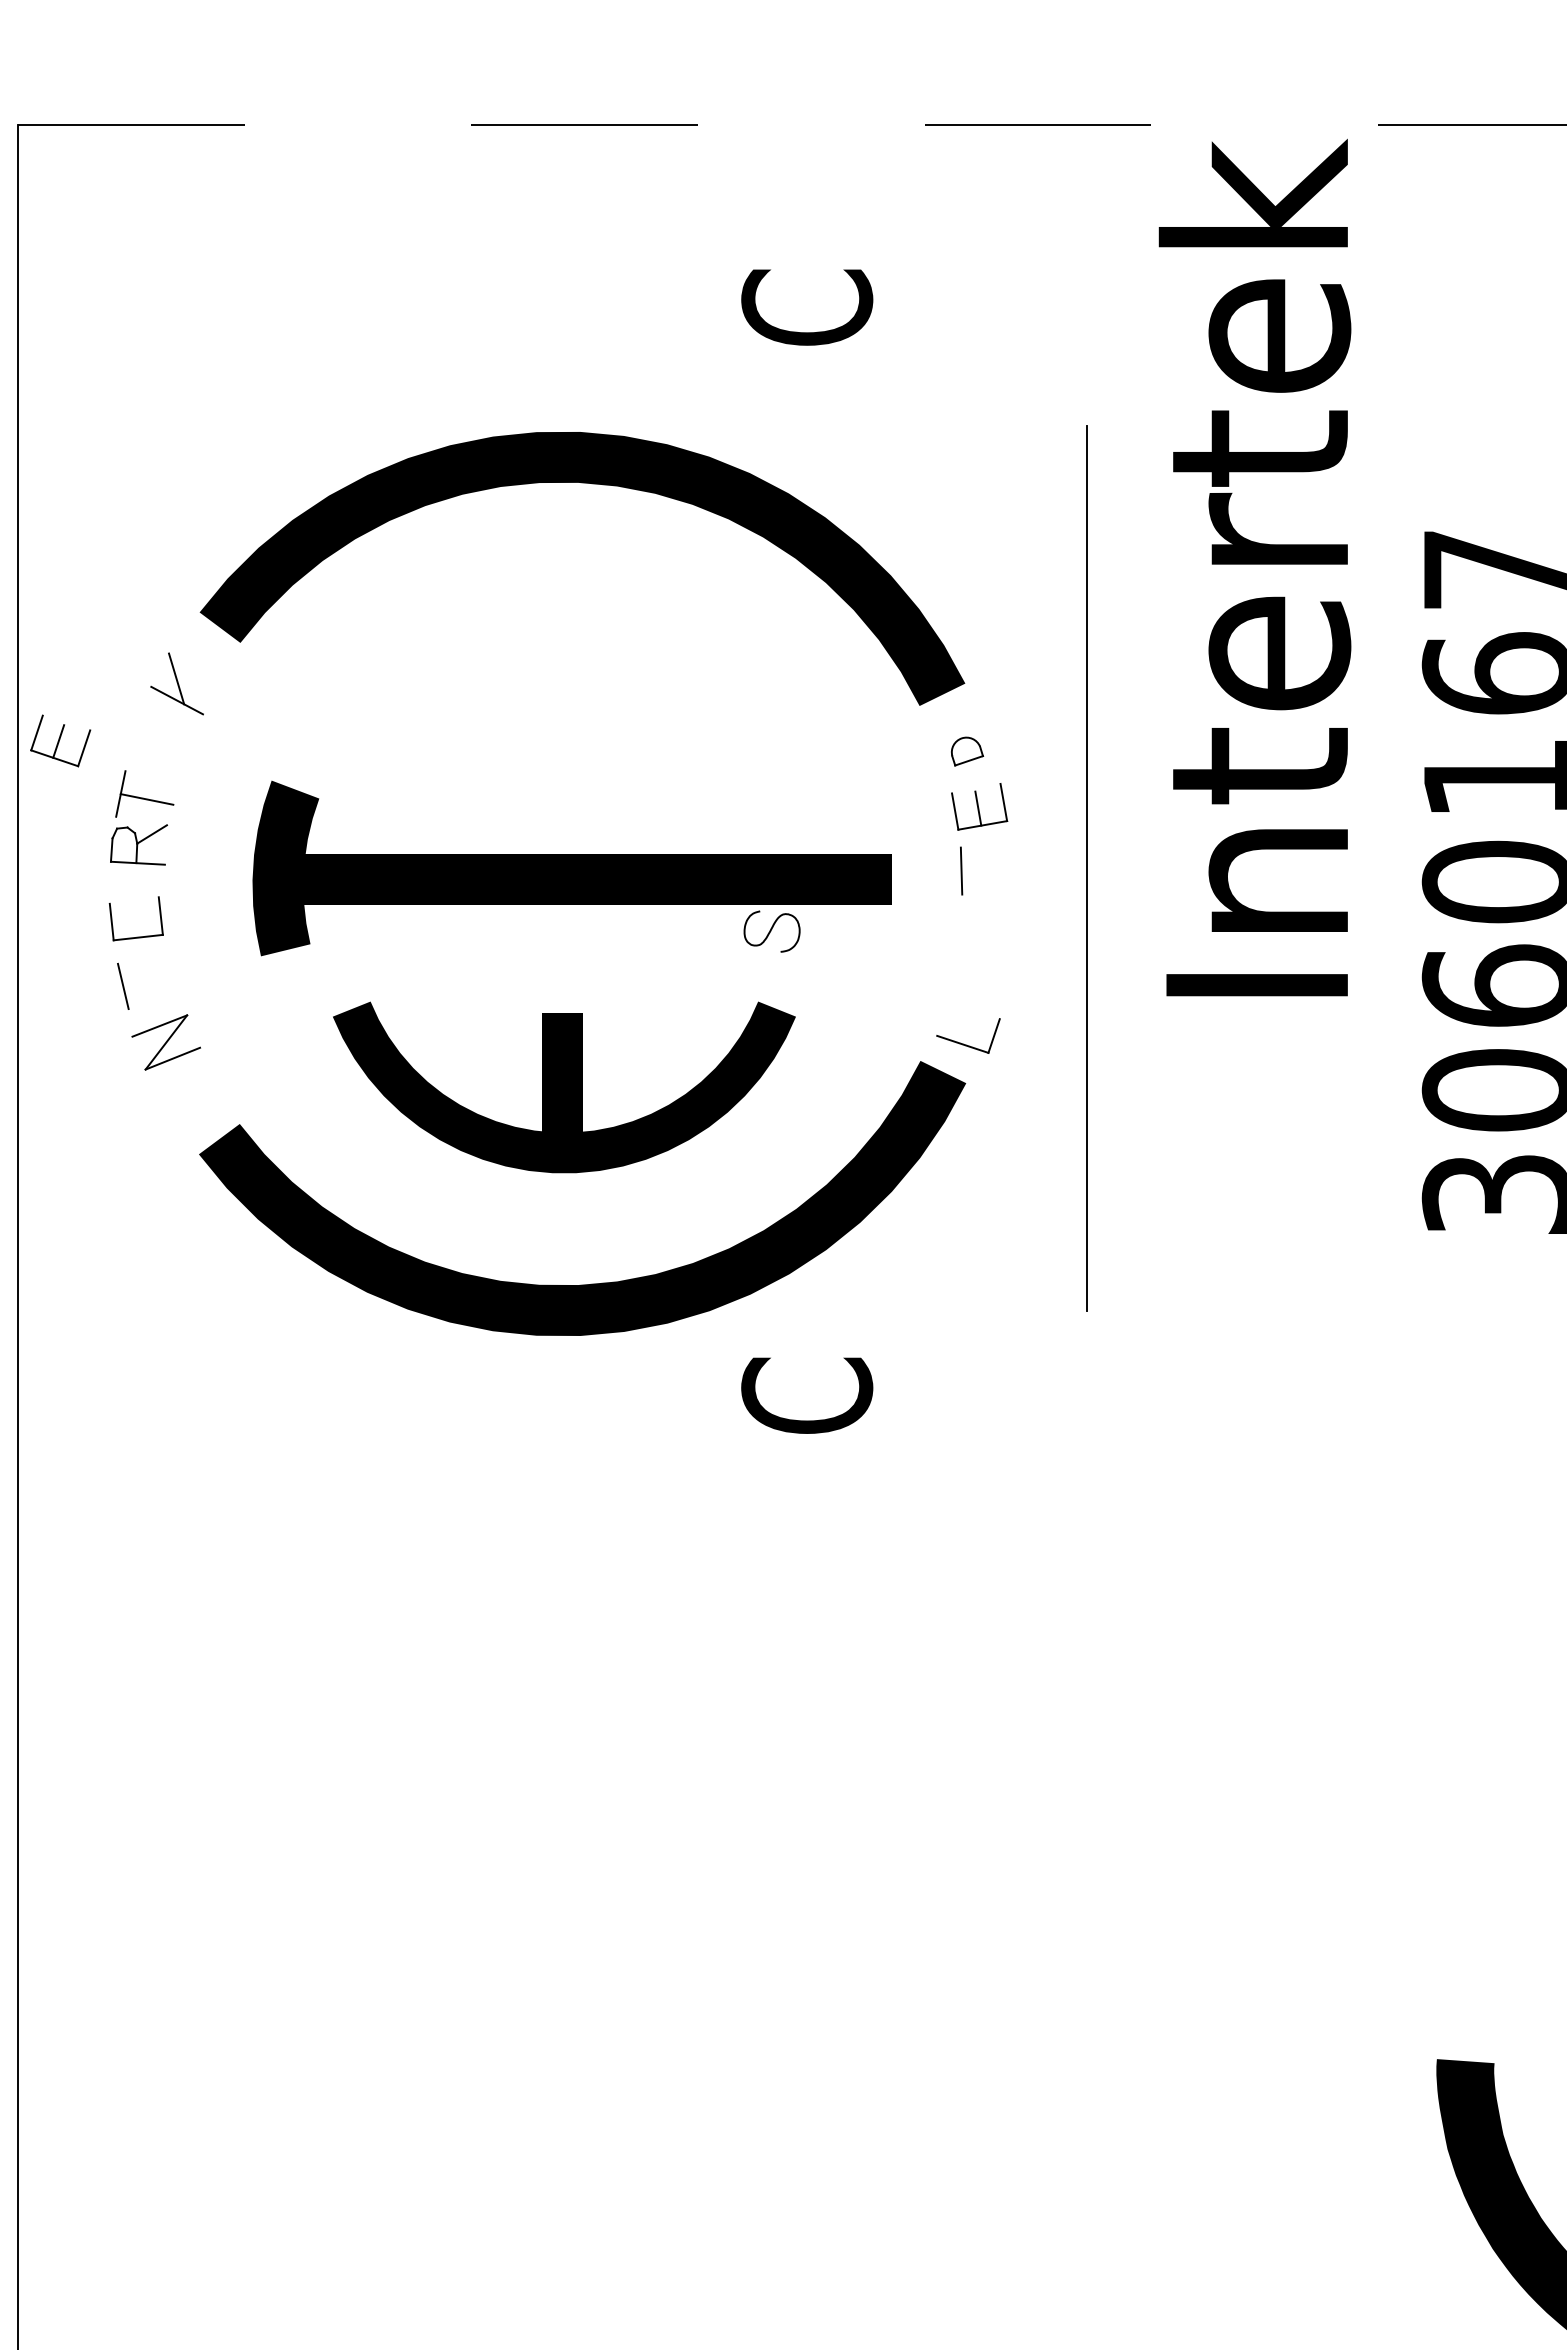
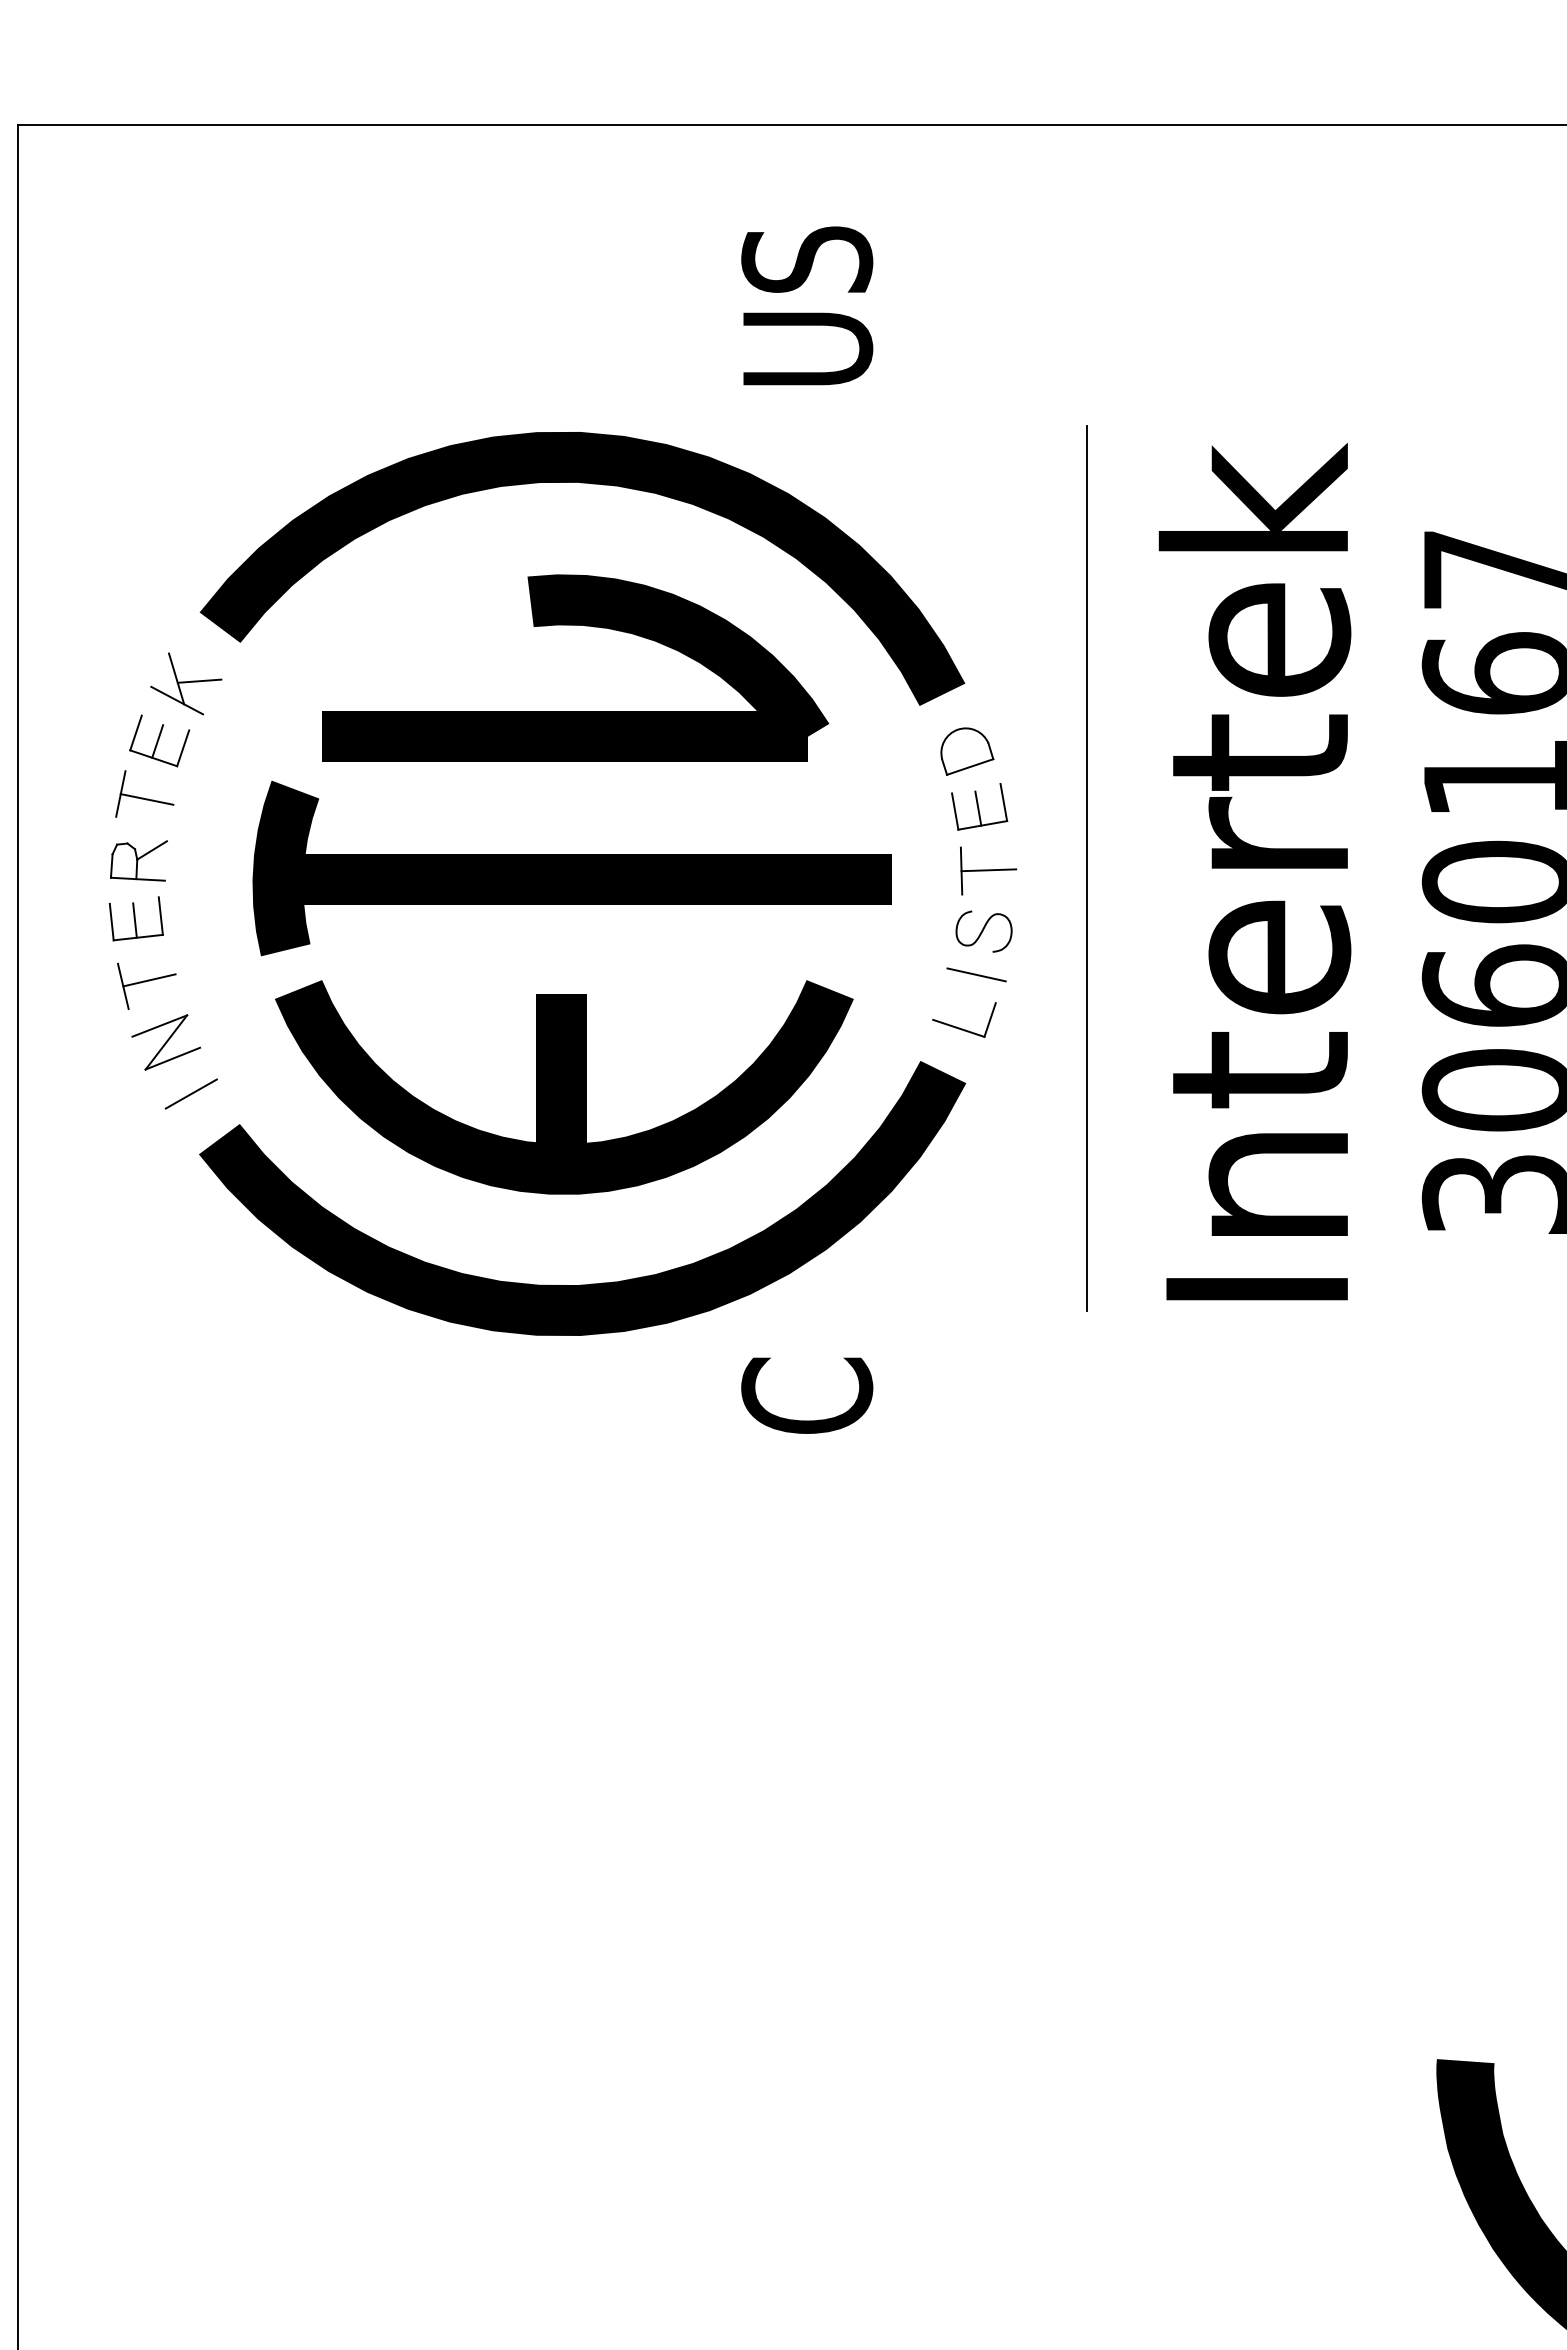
line: dashed -> solid (792, 124)
text: C -> US (807, 305)
text position: (1254, 567) -> (1254, 871) (1254, 871)
part: none -> present (575, 625)
line: none -> present (199, 680)
part position: (60, 740) -> (159, 740) (159, 740)
part size: 34x31 px -> 55x49 px (967, 751)
part position: (138, 844) -> (138, 860) (138, 860)
line: none -> present (988, 870)
line: none -> present (134, 920)
curve position: (771, 931) -> (983, 931) (983, 931)
line: none -> present (976, 974)
line: none -> present (149, 980)
part position: (966, 1044) -> (962, 1028) (962, 1028)
part size: 463x173 px -> 579x215 px (564, 1087)
line: none -> present (190, 1093)
